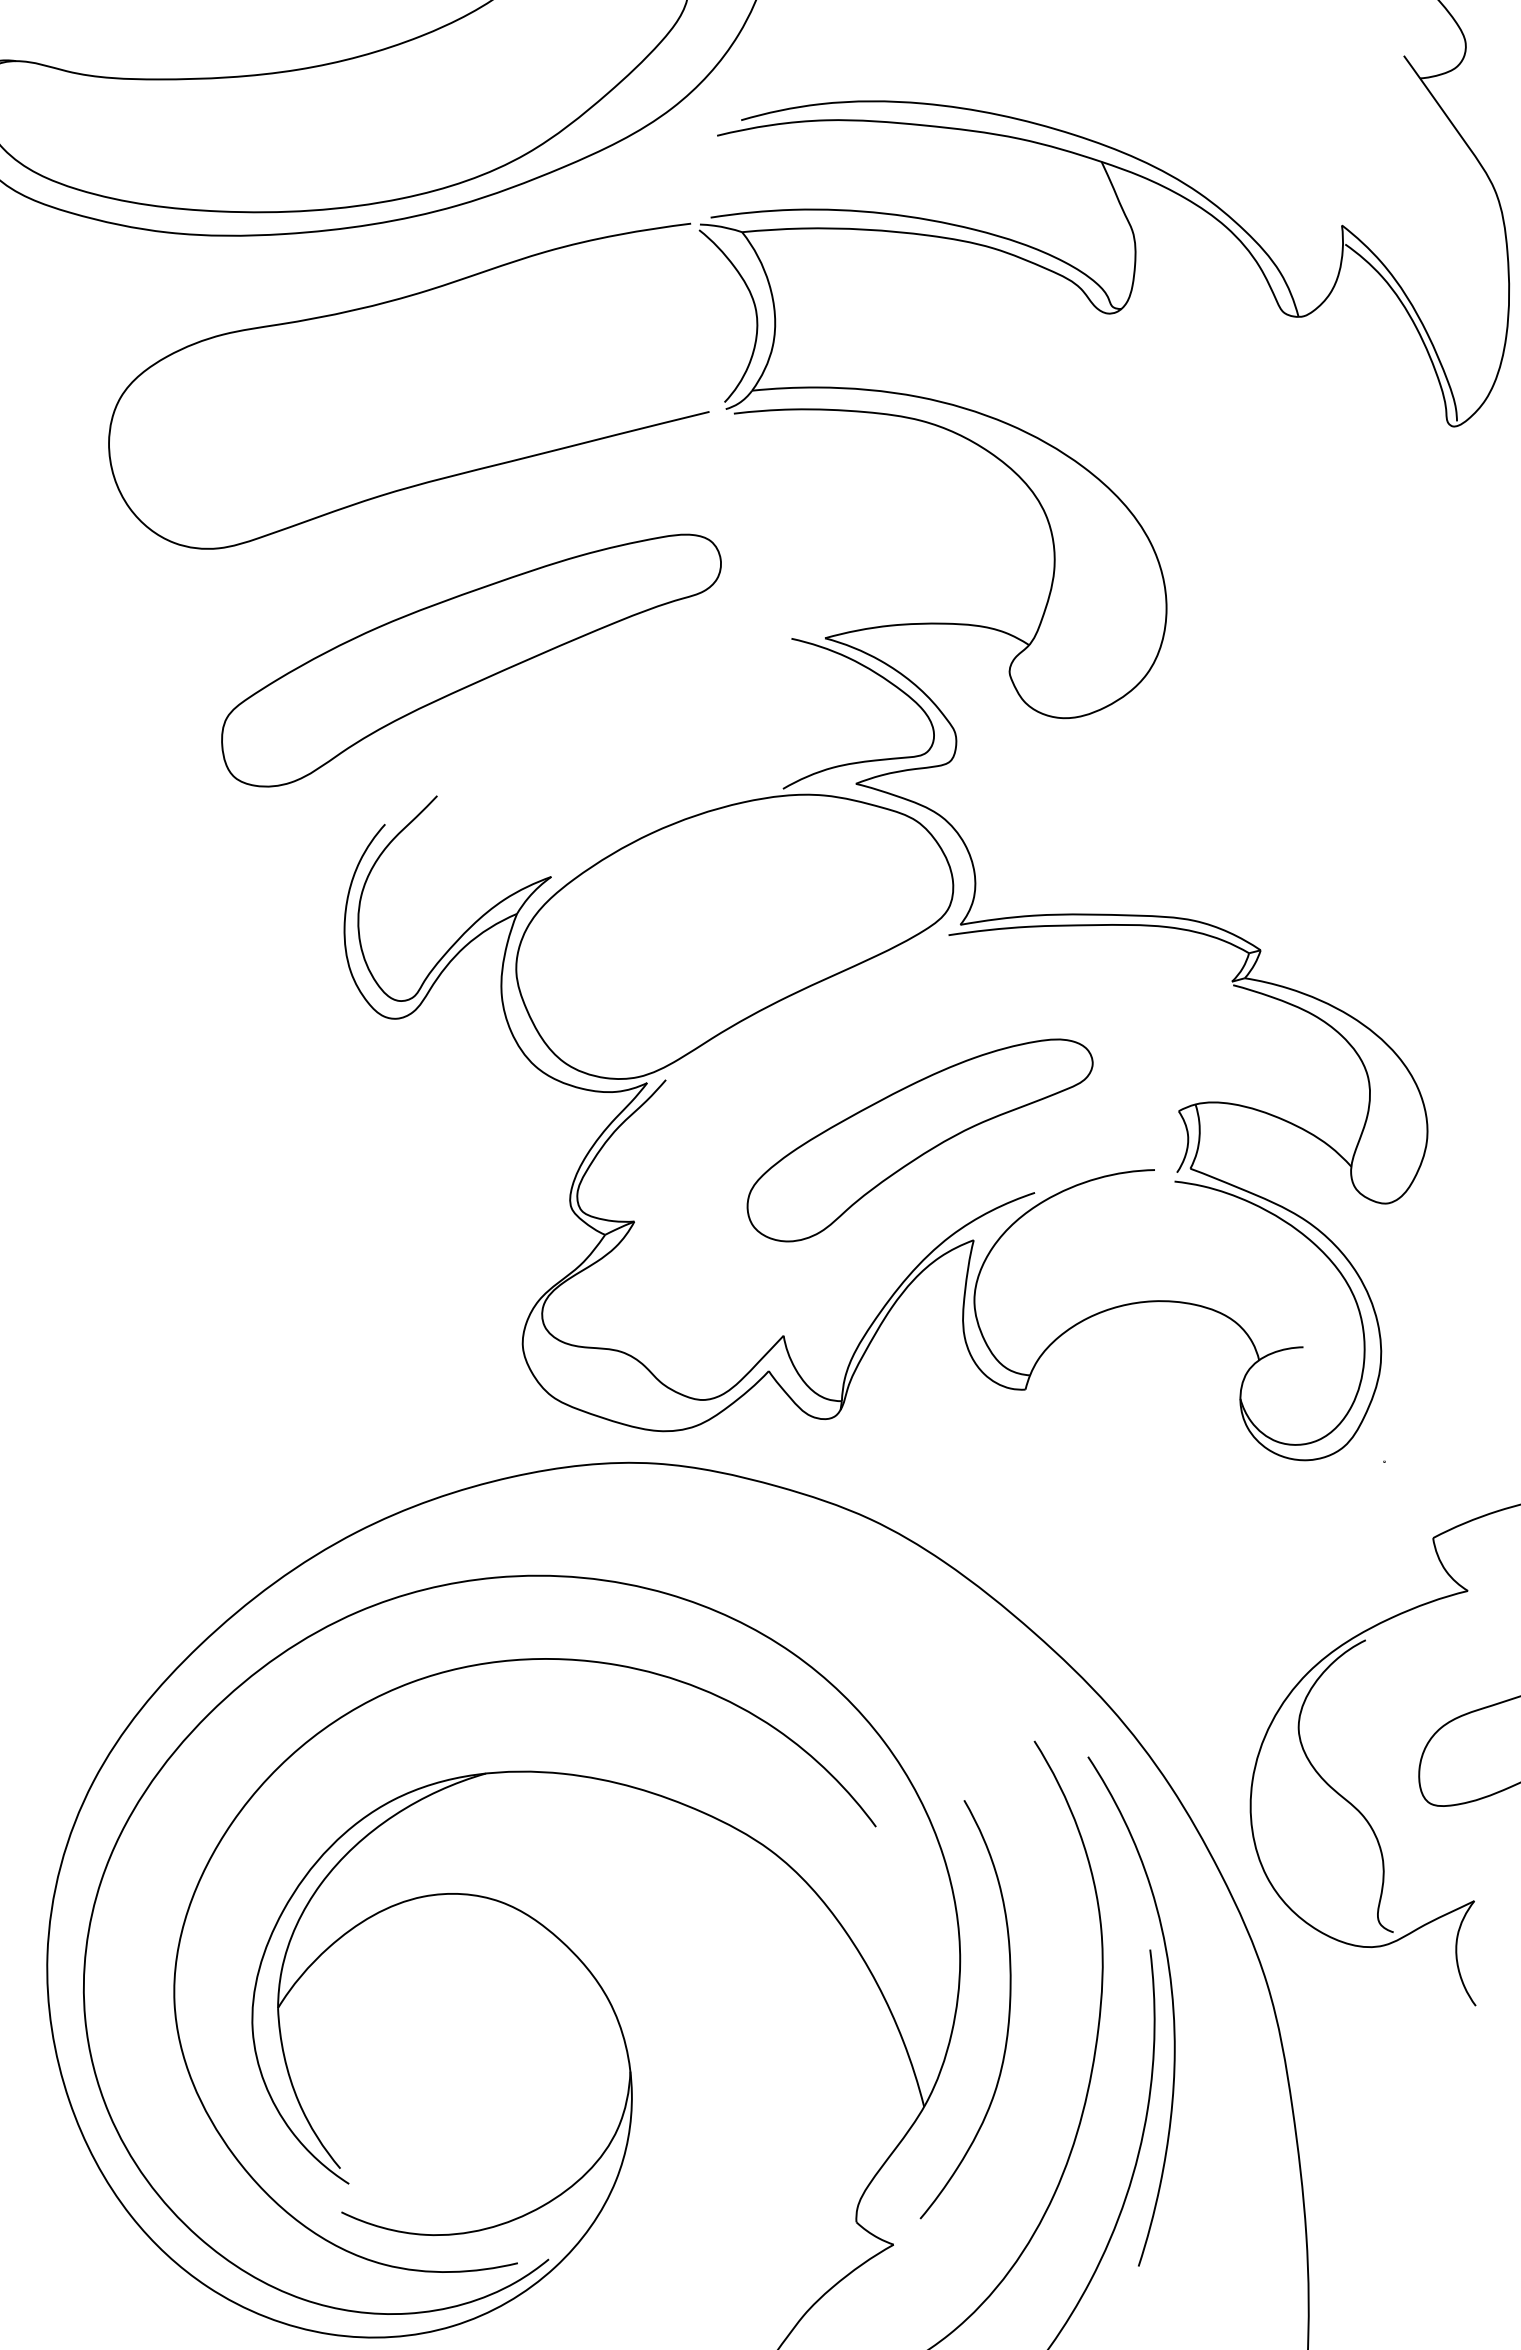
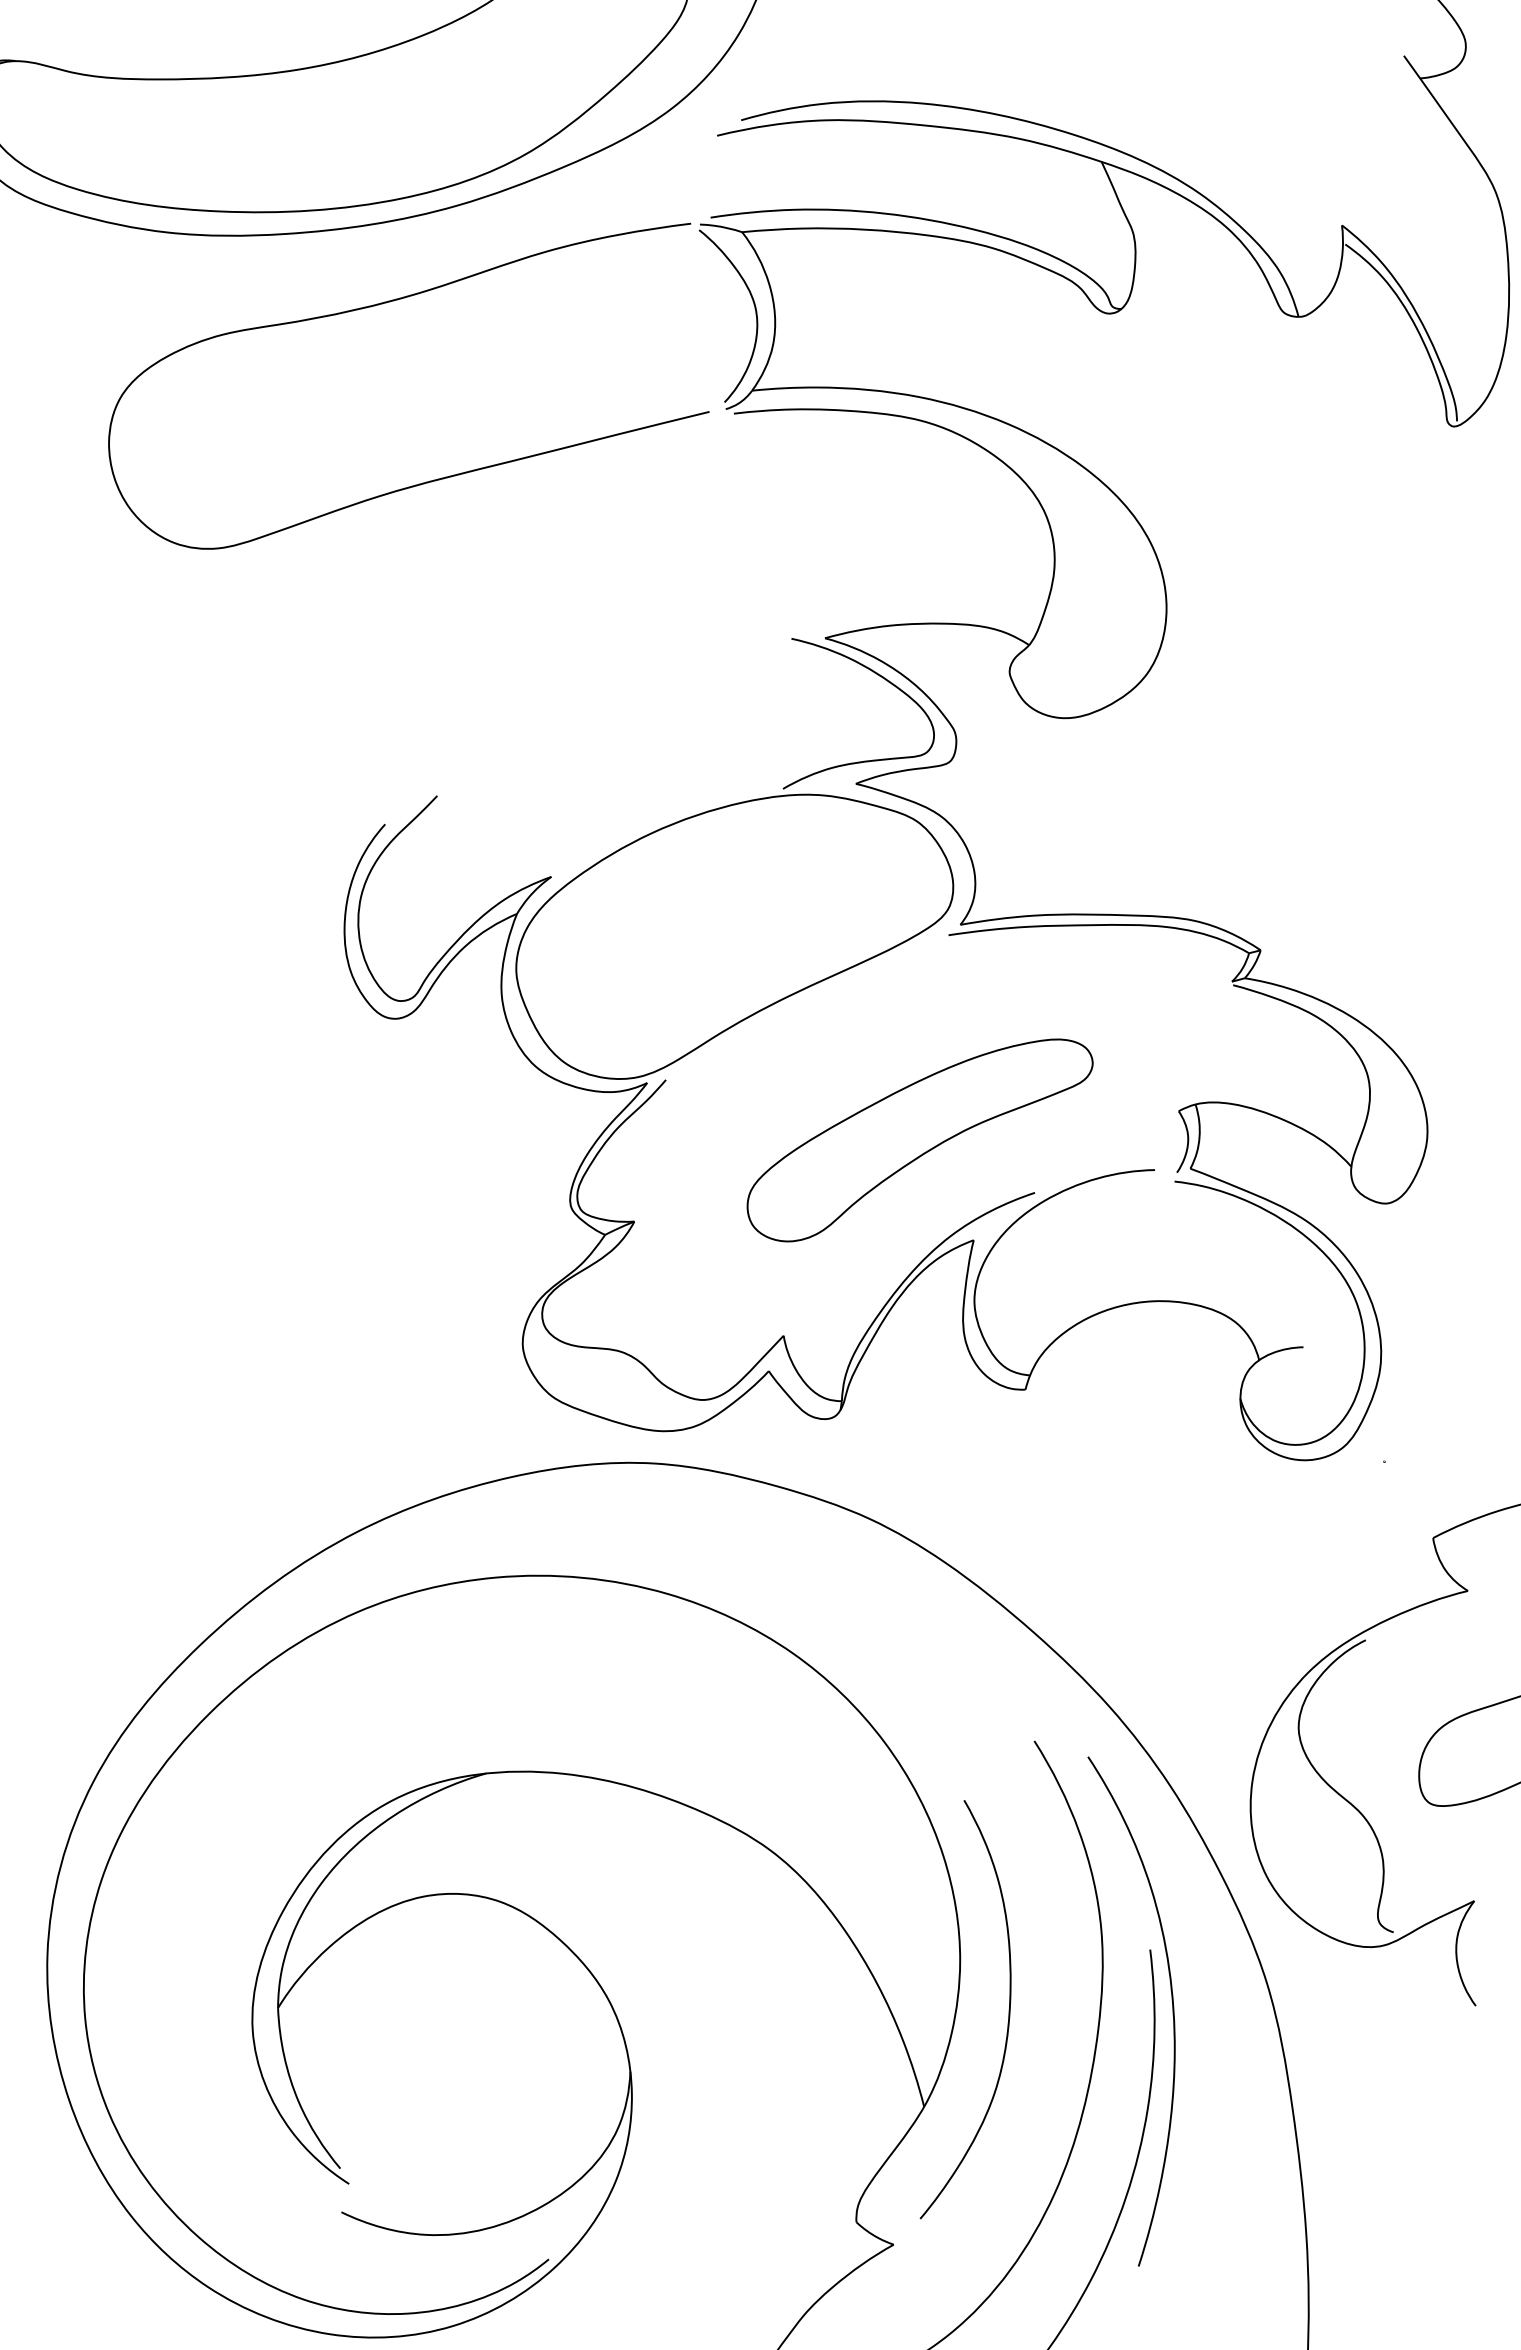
part: present -> none (471, 660)
curve: present -> none (517, 2262)
